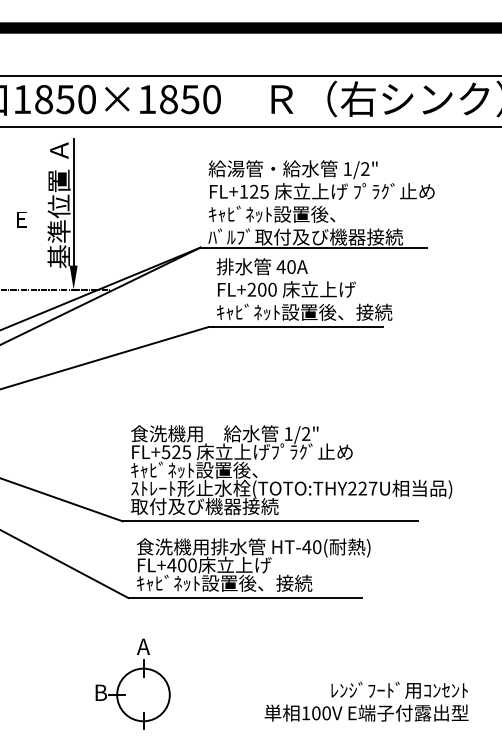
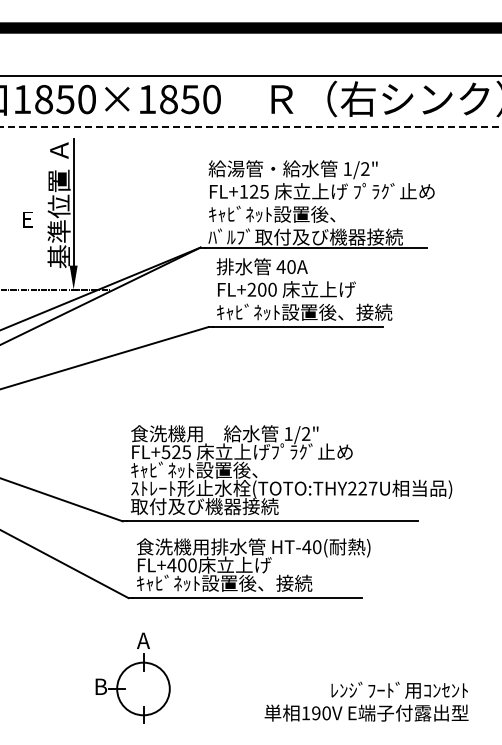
line: solid -> dashed (251, 127)
text position: (21, 219) -> (27, 219) (27, 219)
part position: (132, 683) -> (132, 677) (132, 677)
text: 100V -> 190V (316, 713)
